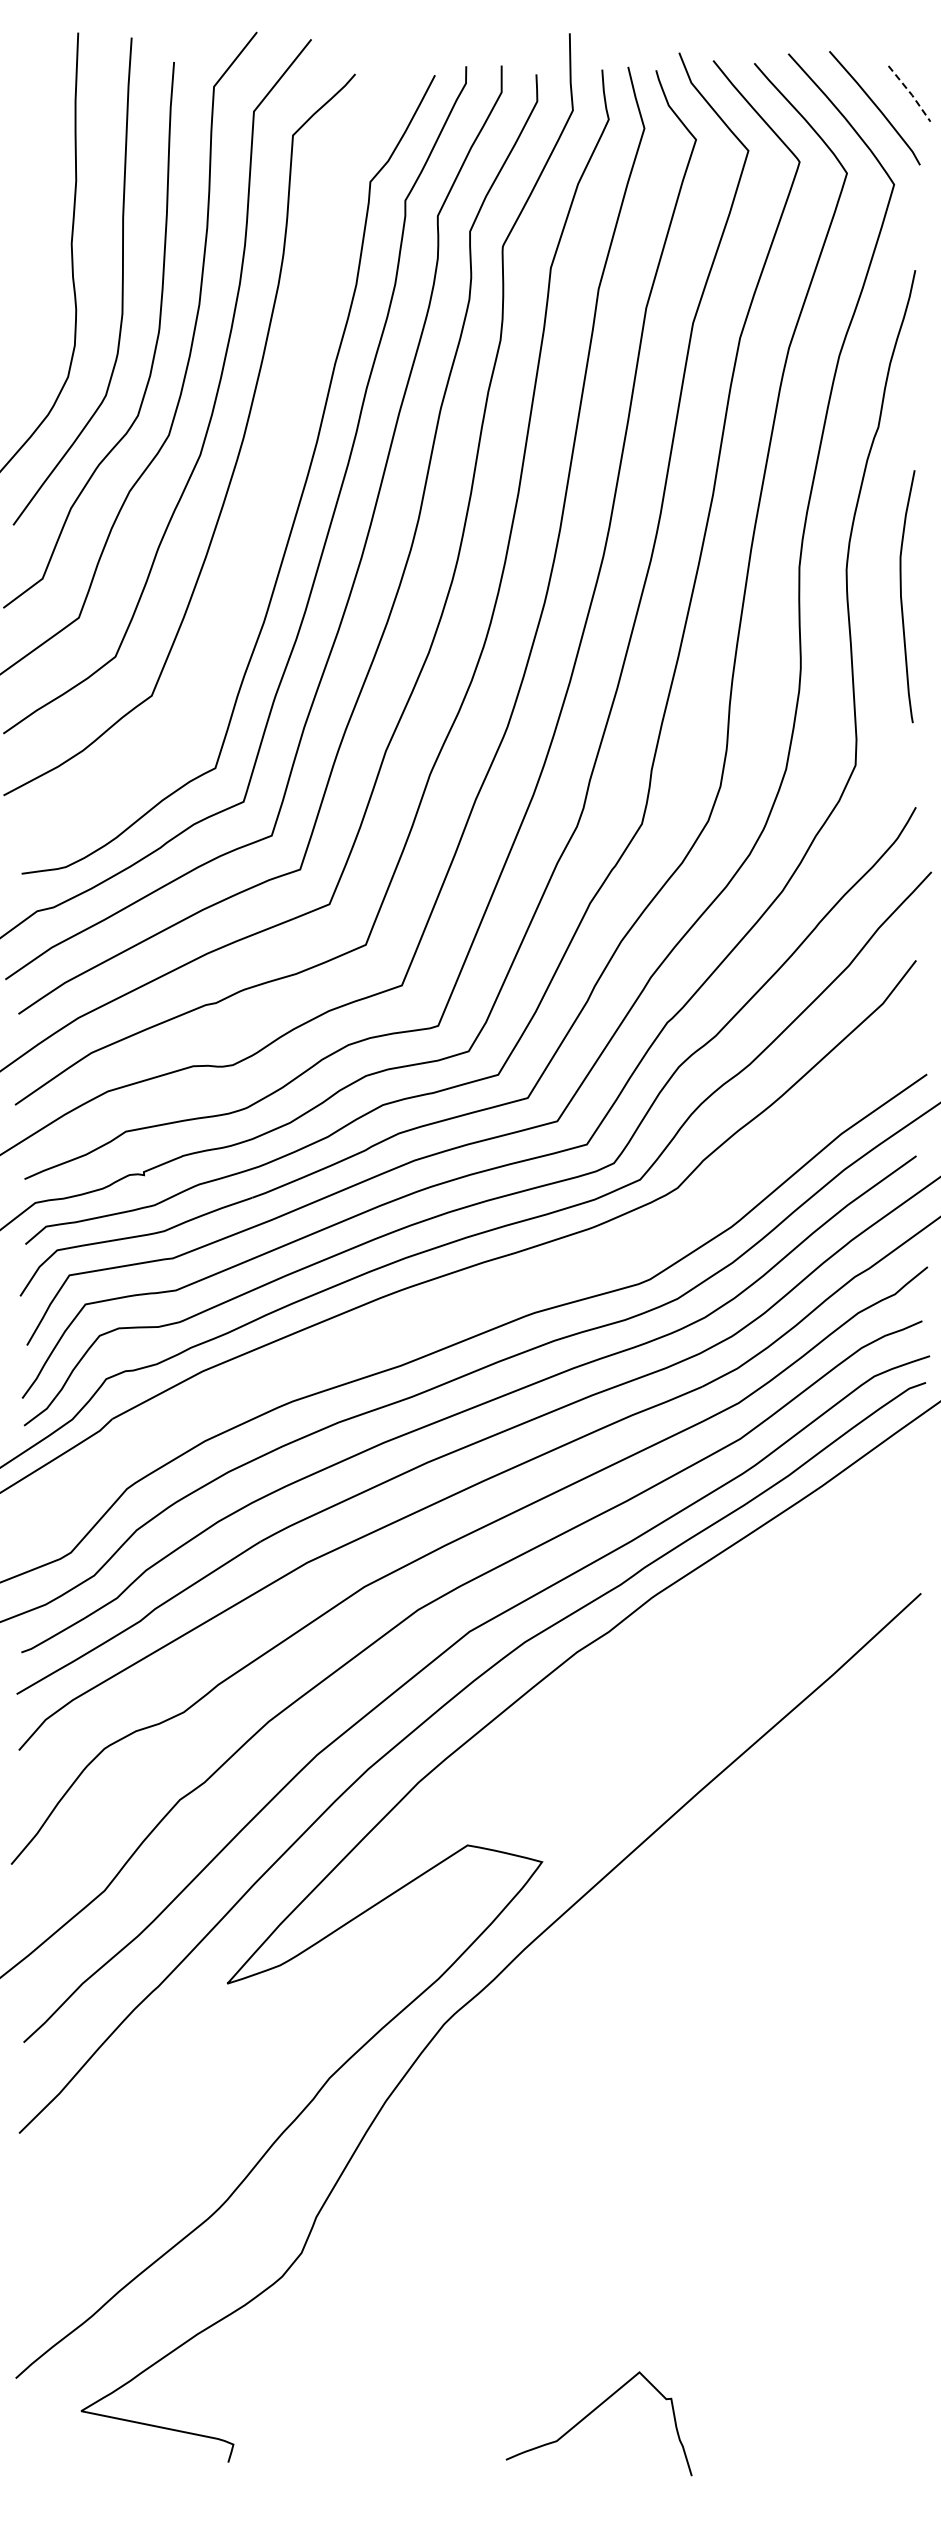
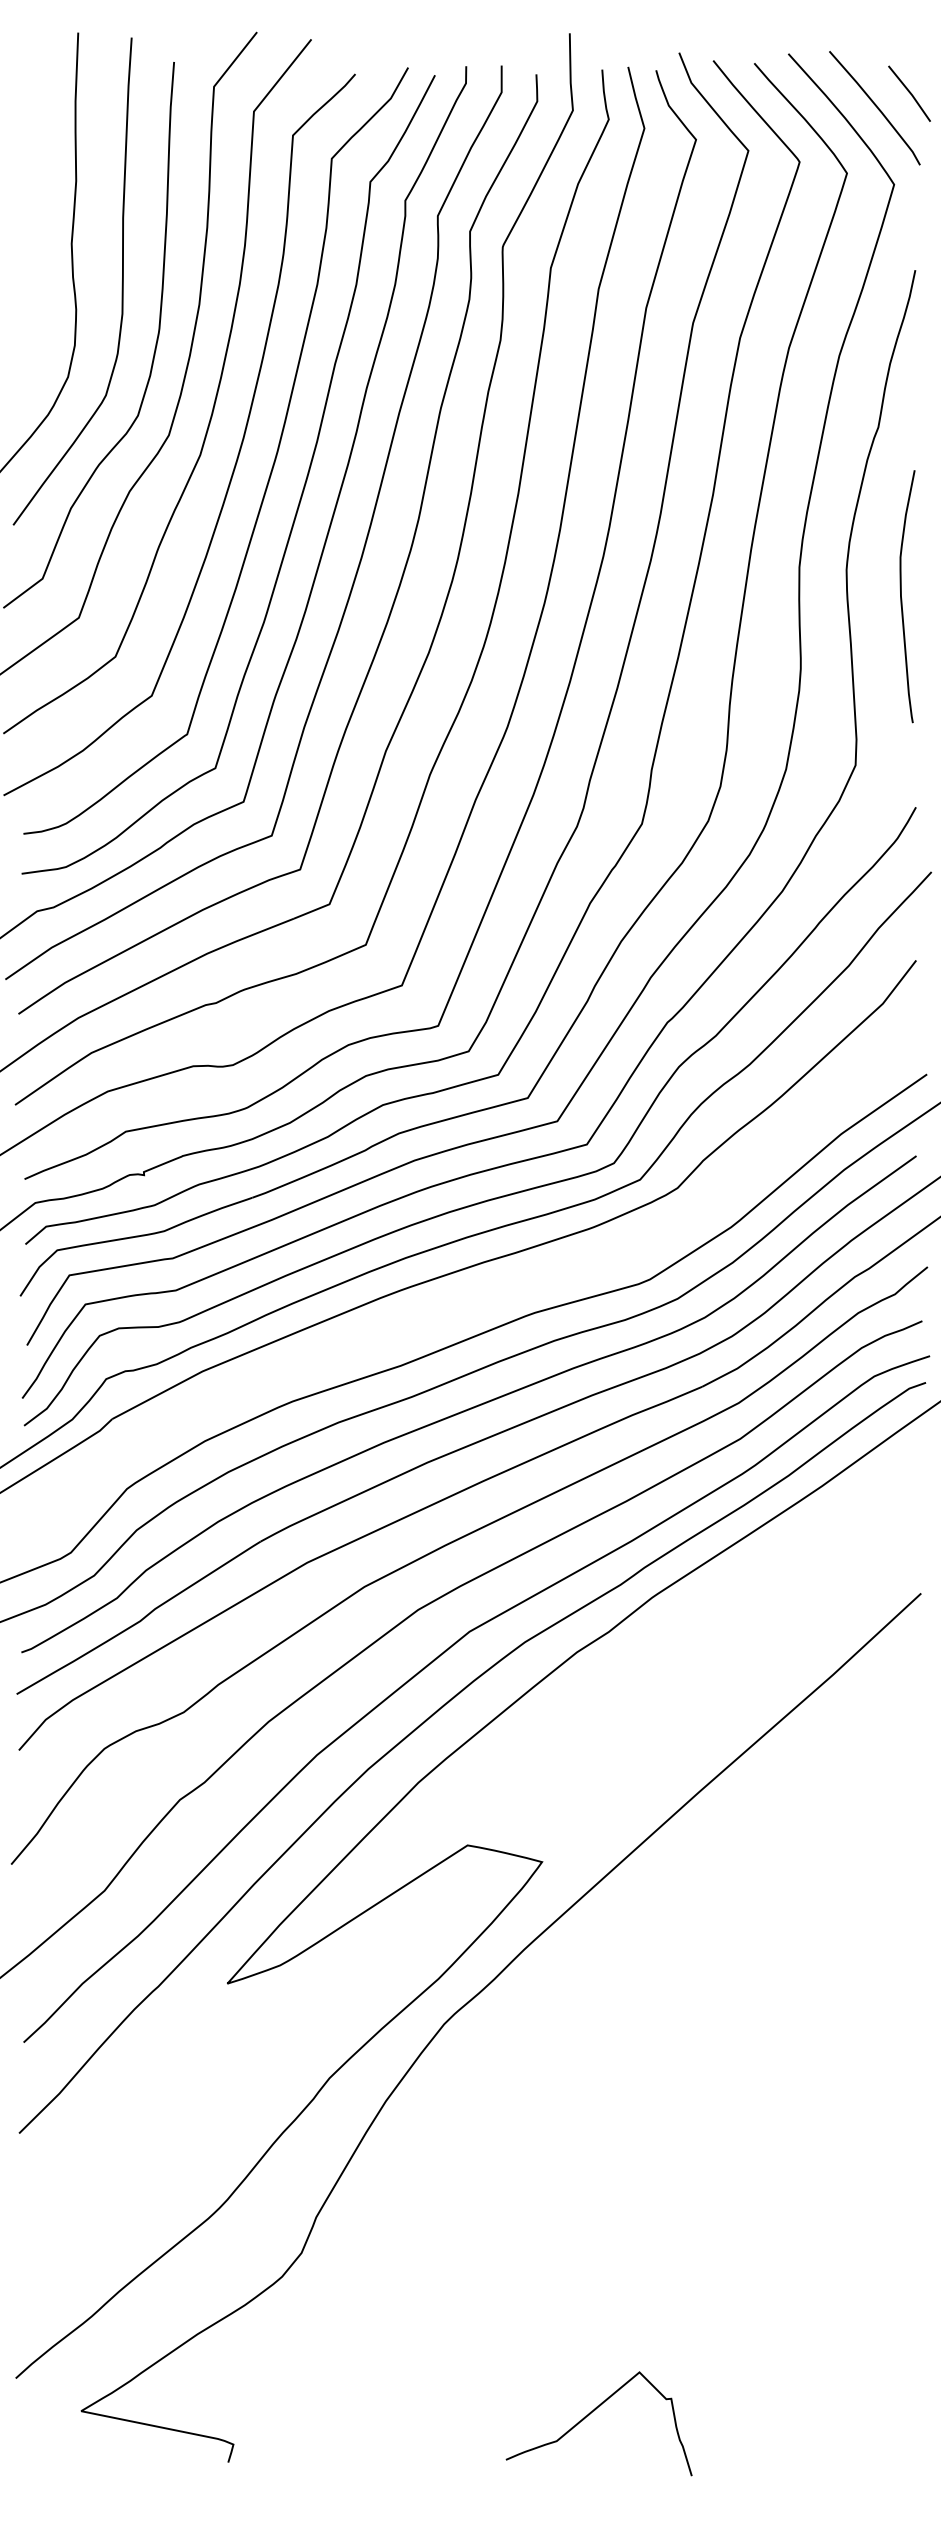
line: dashed -> solid (910, 93)
curve: none -> present (272, 464)
